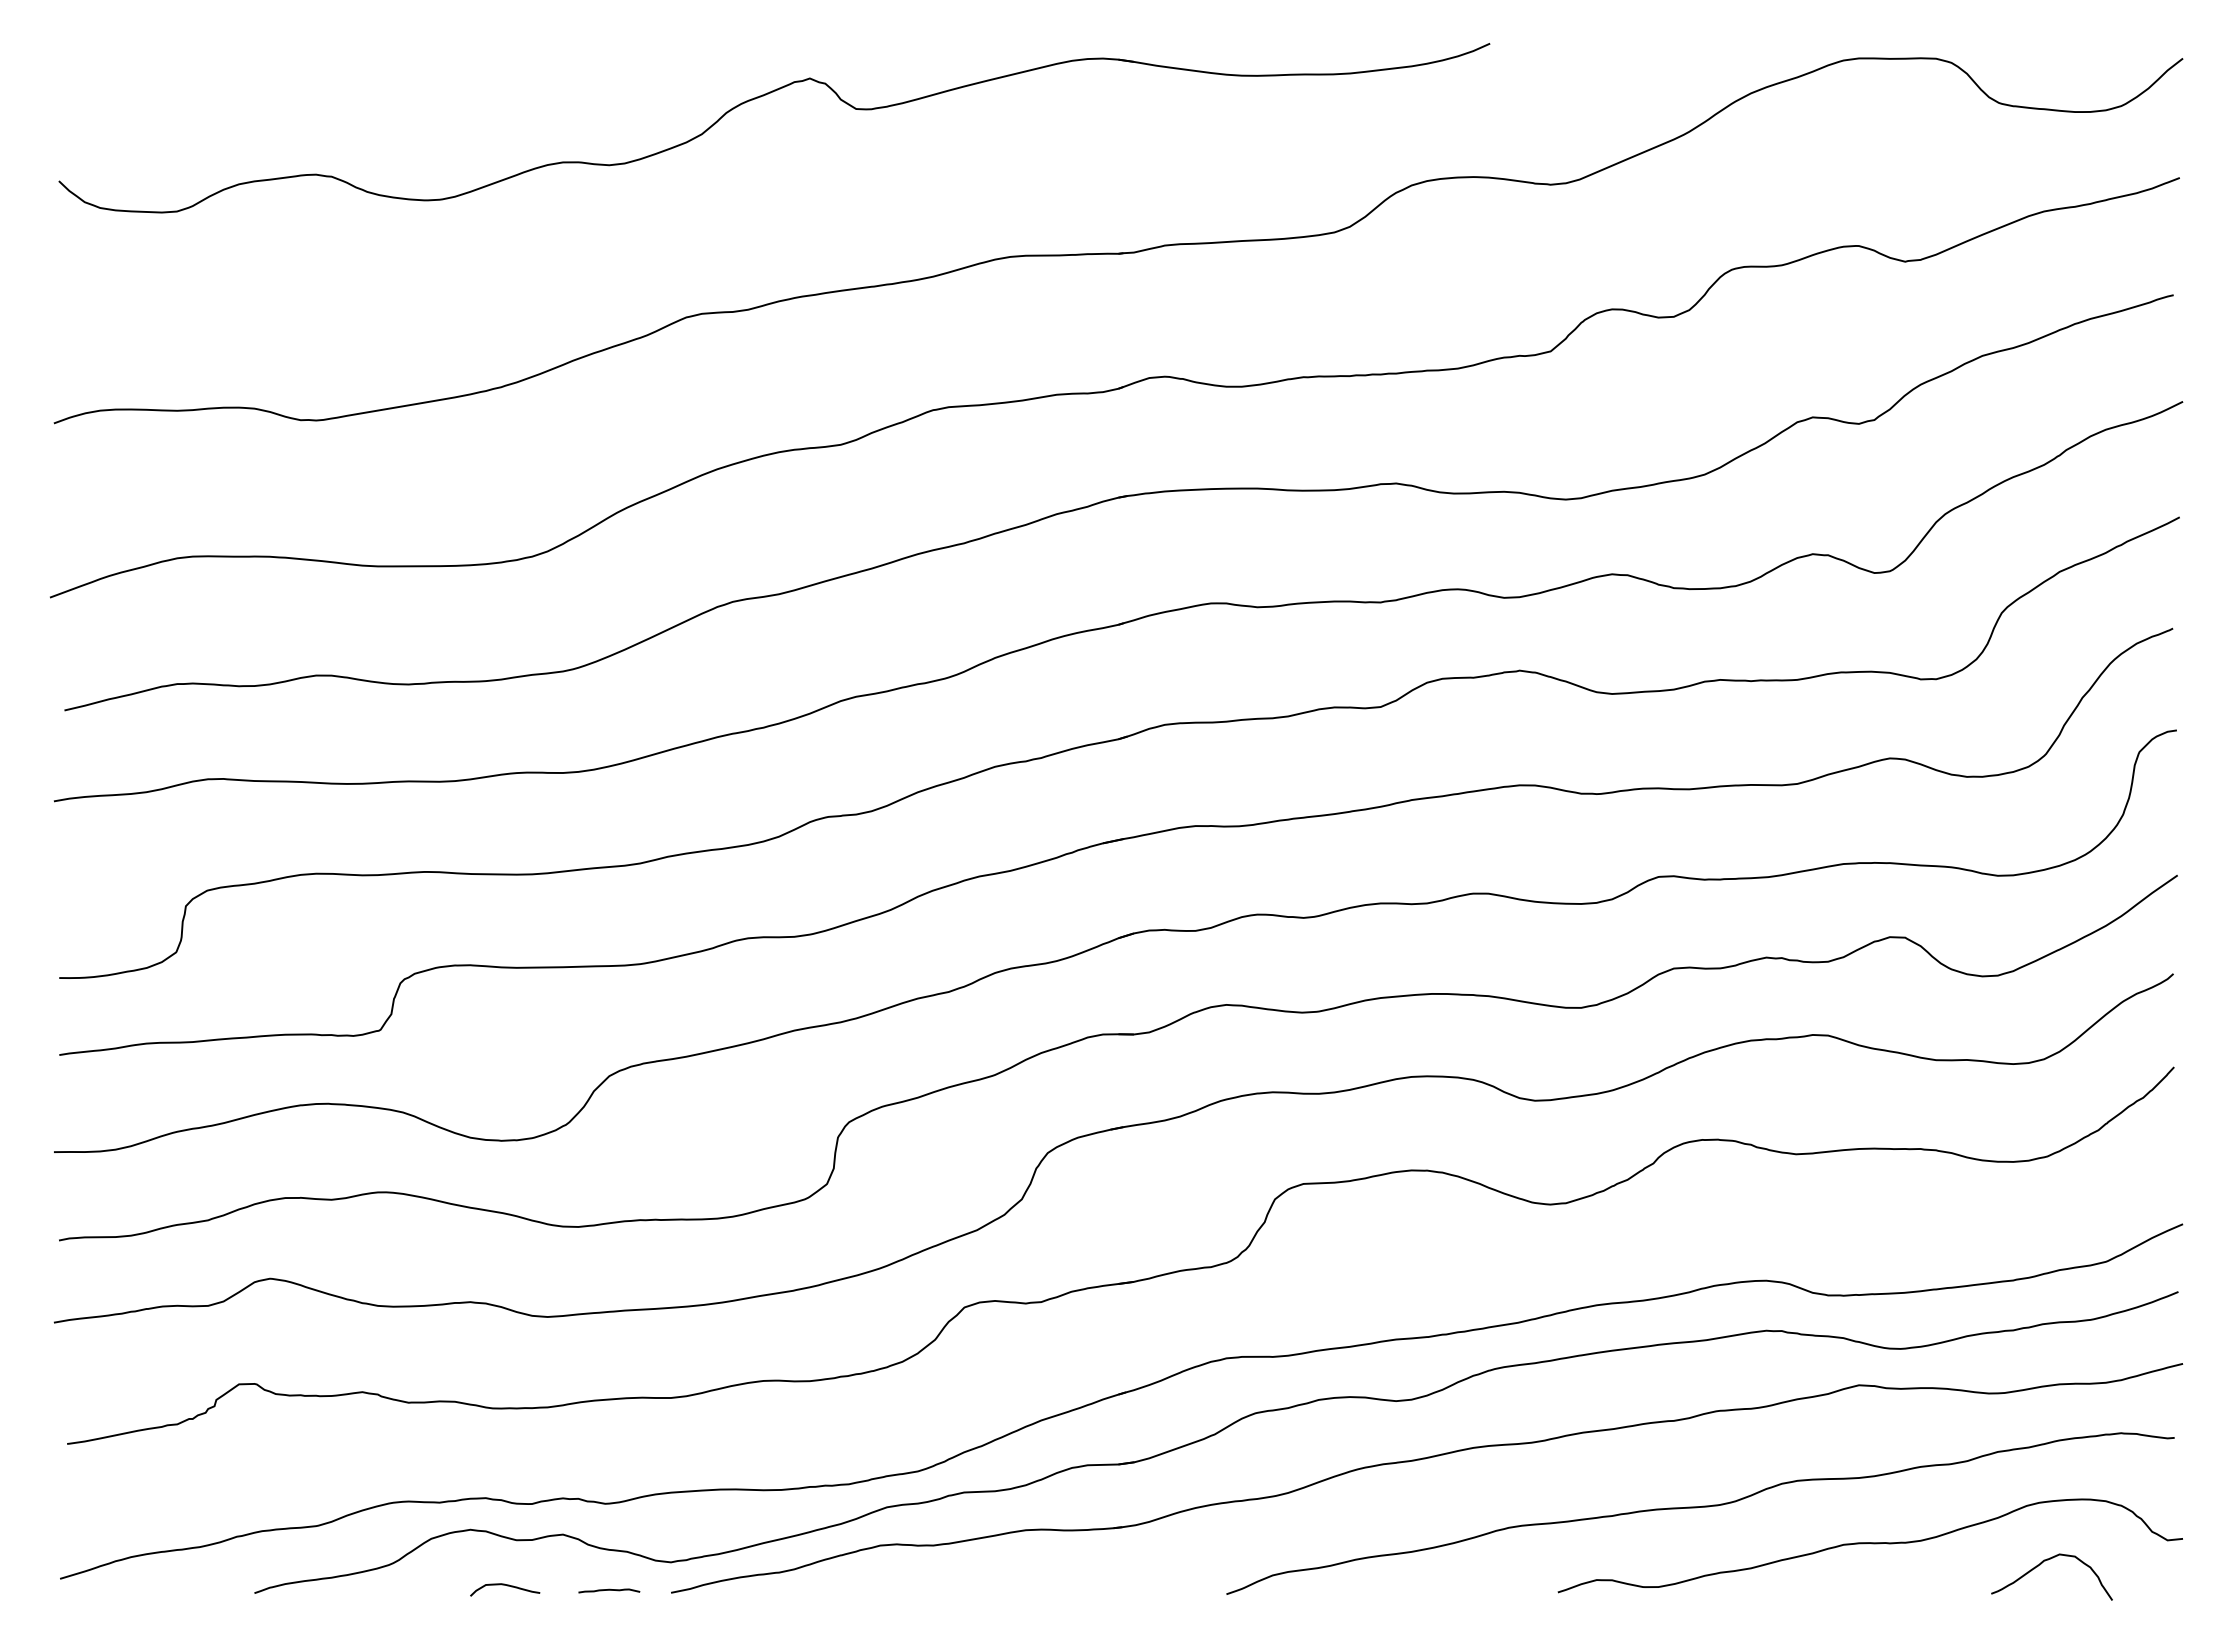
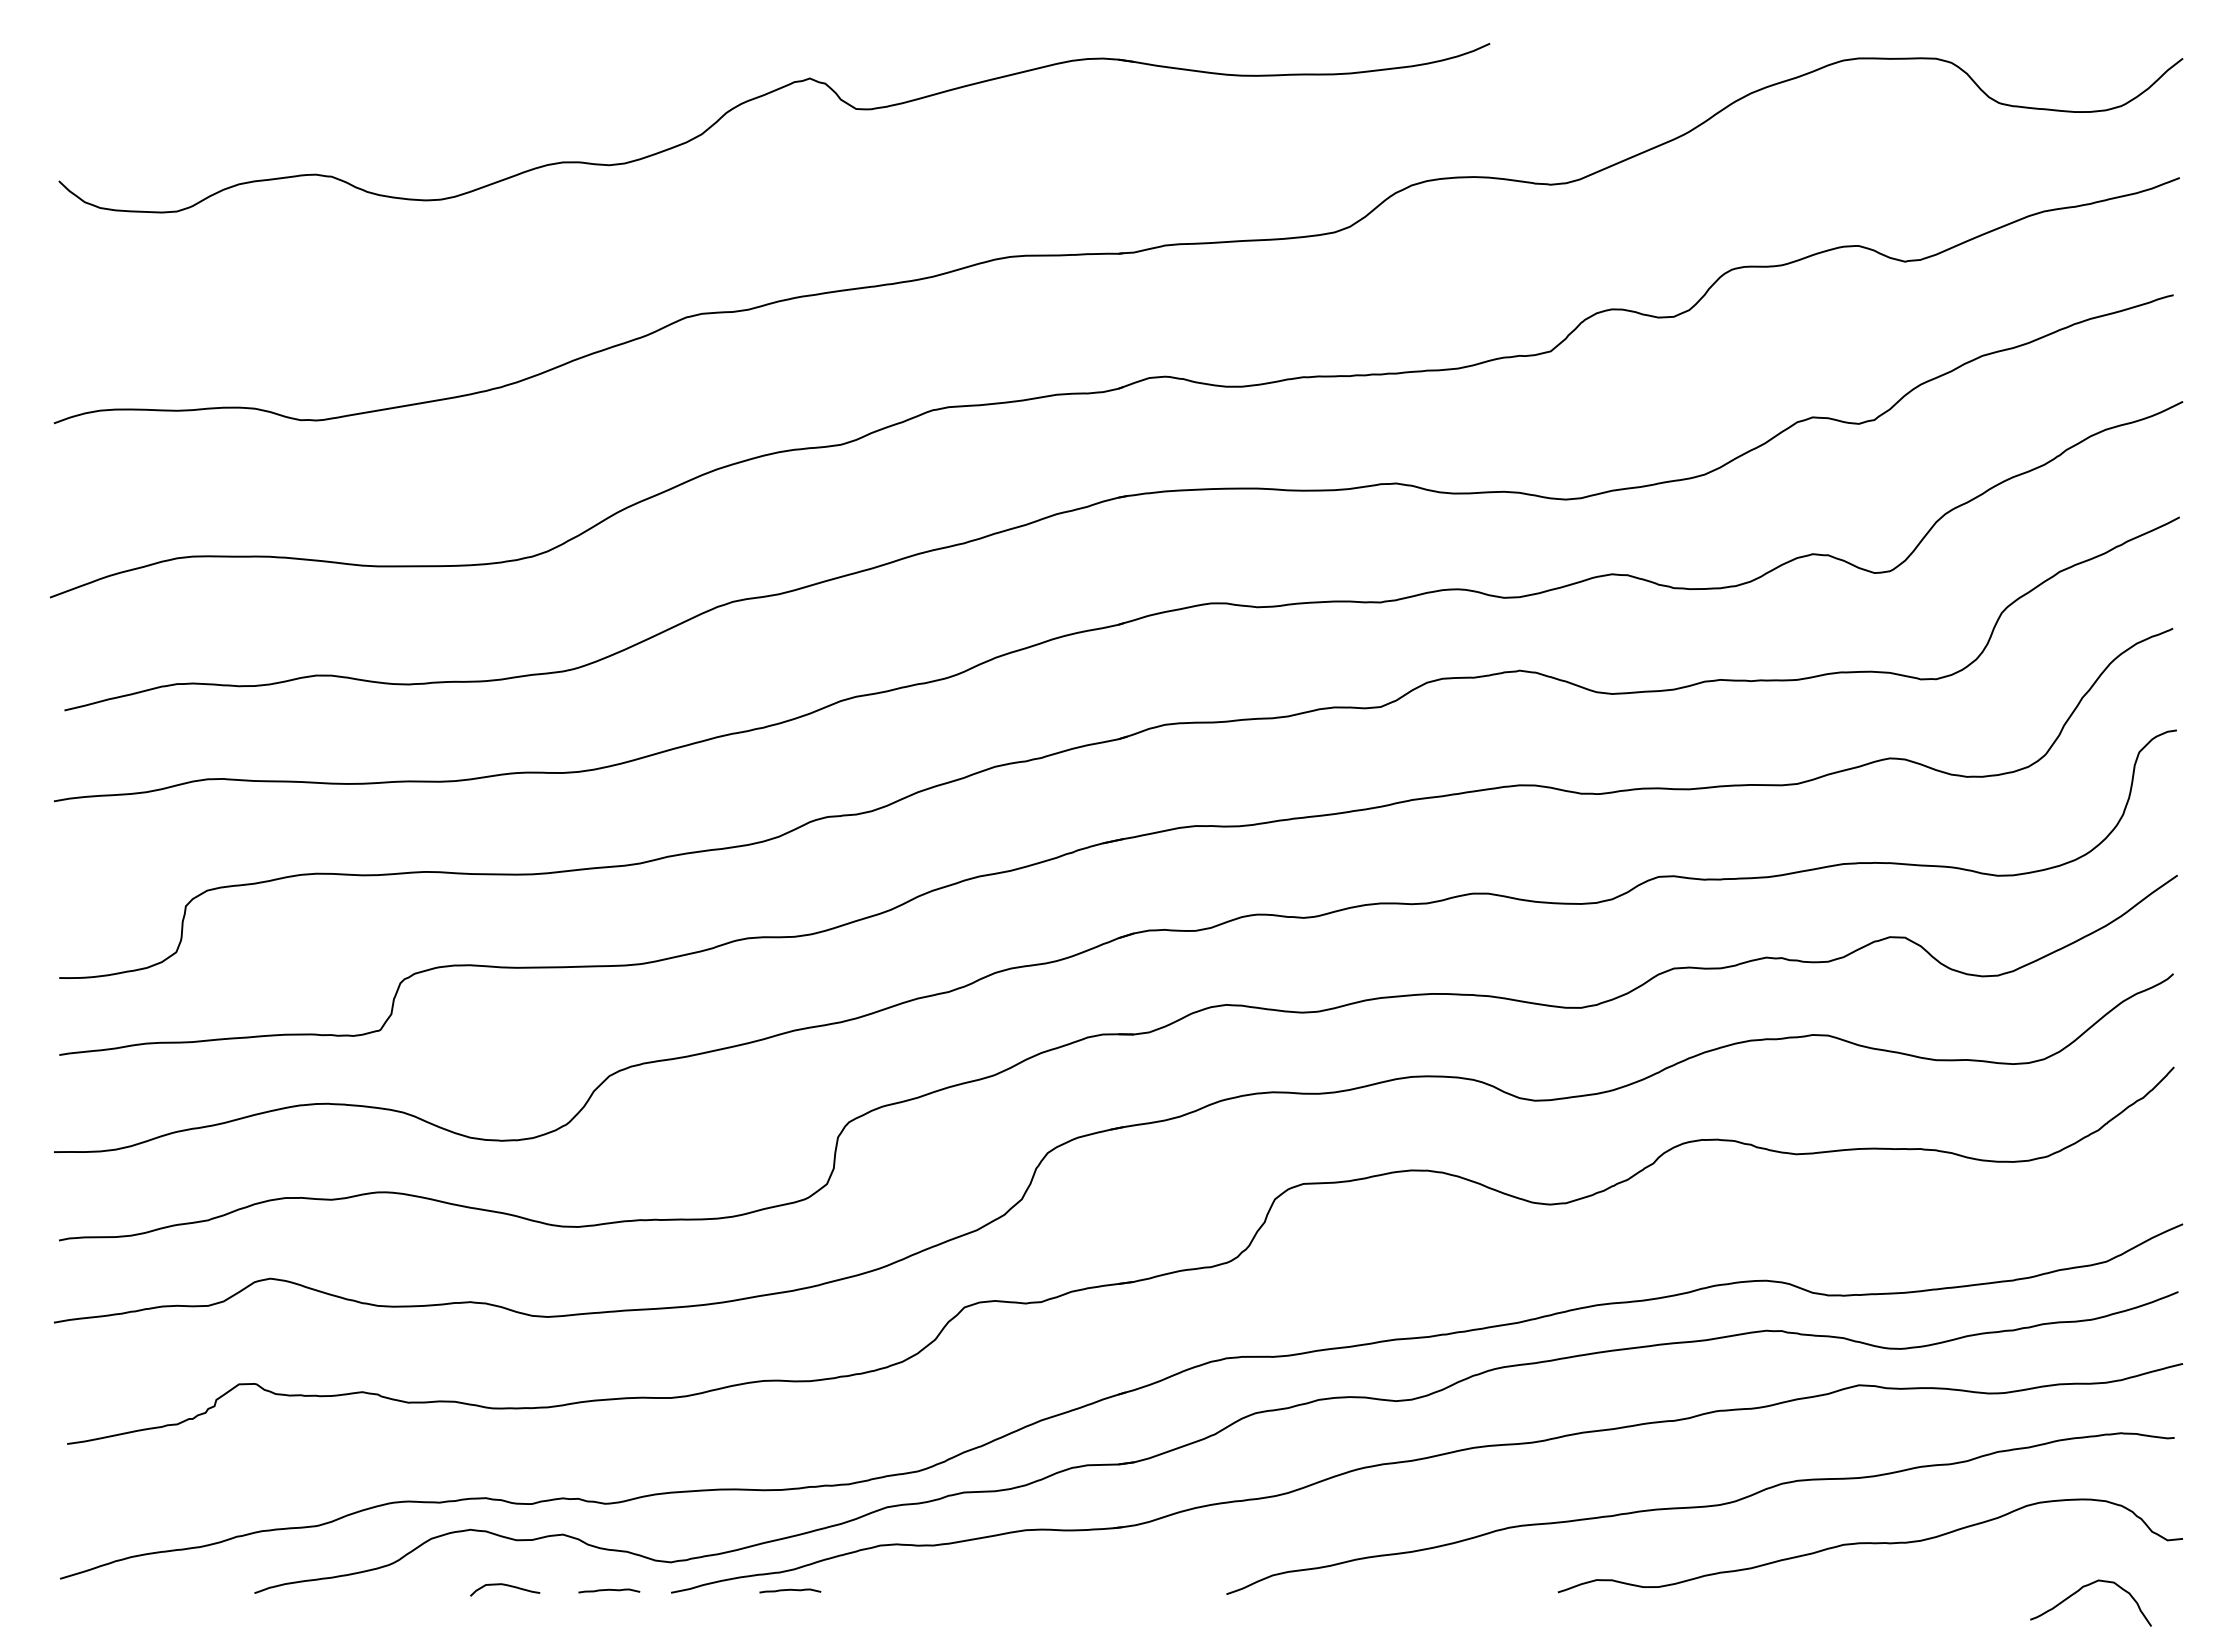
curve position: (2040, 1565) -> (2079, 1591) (2079, 1591)
curve: none -> present (790, 1590)
